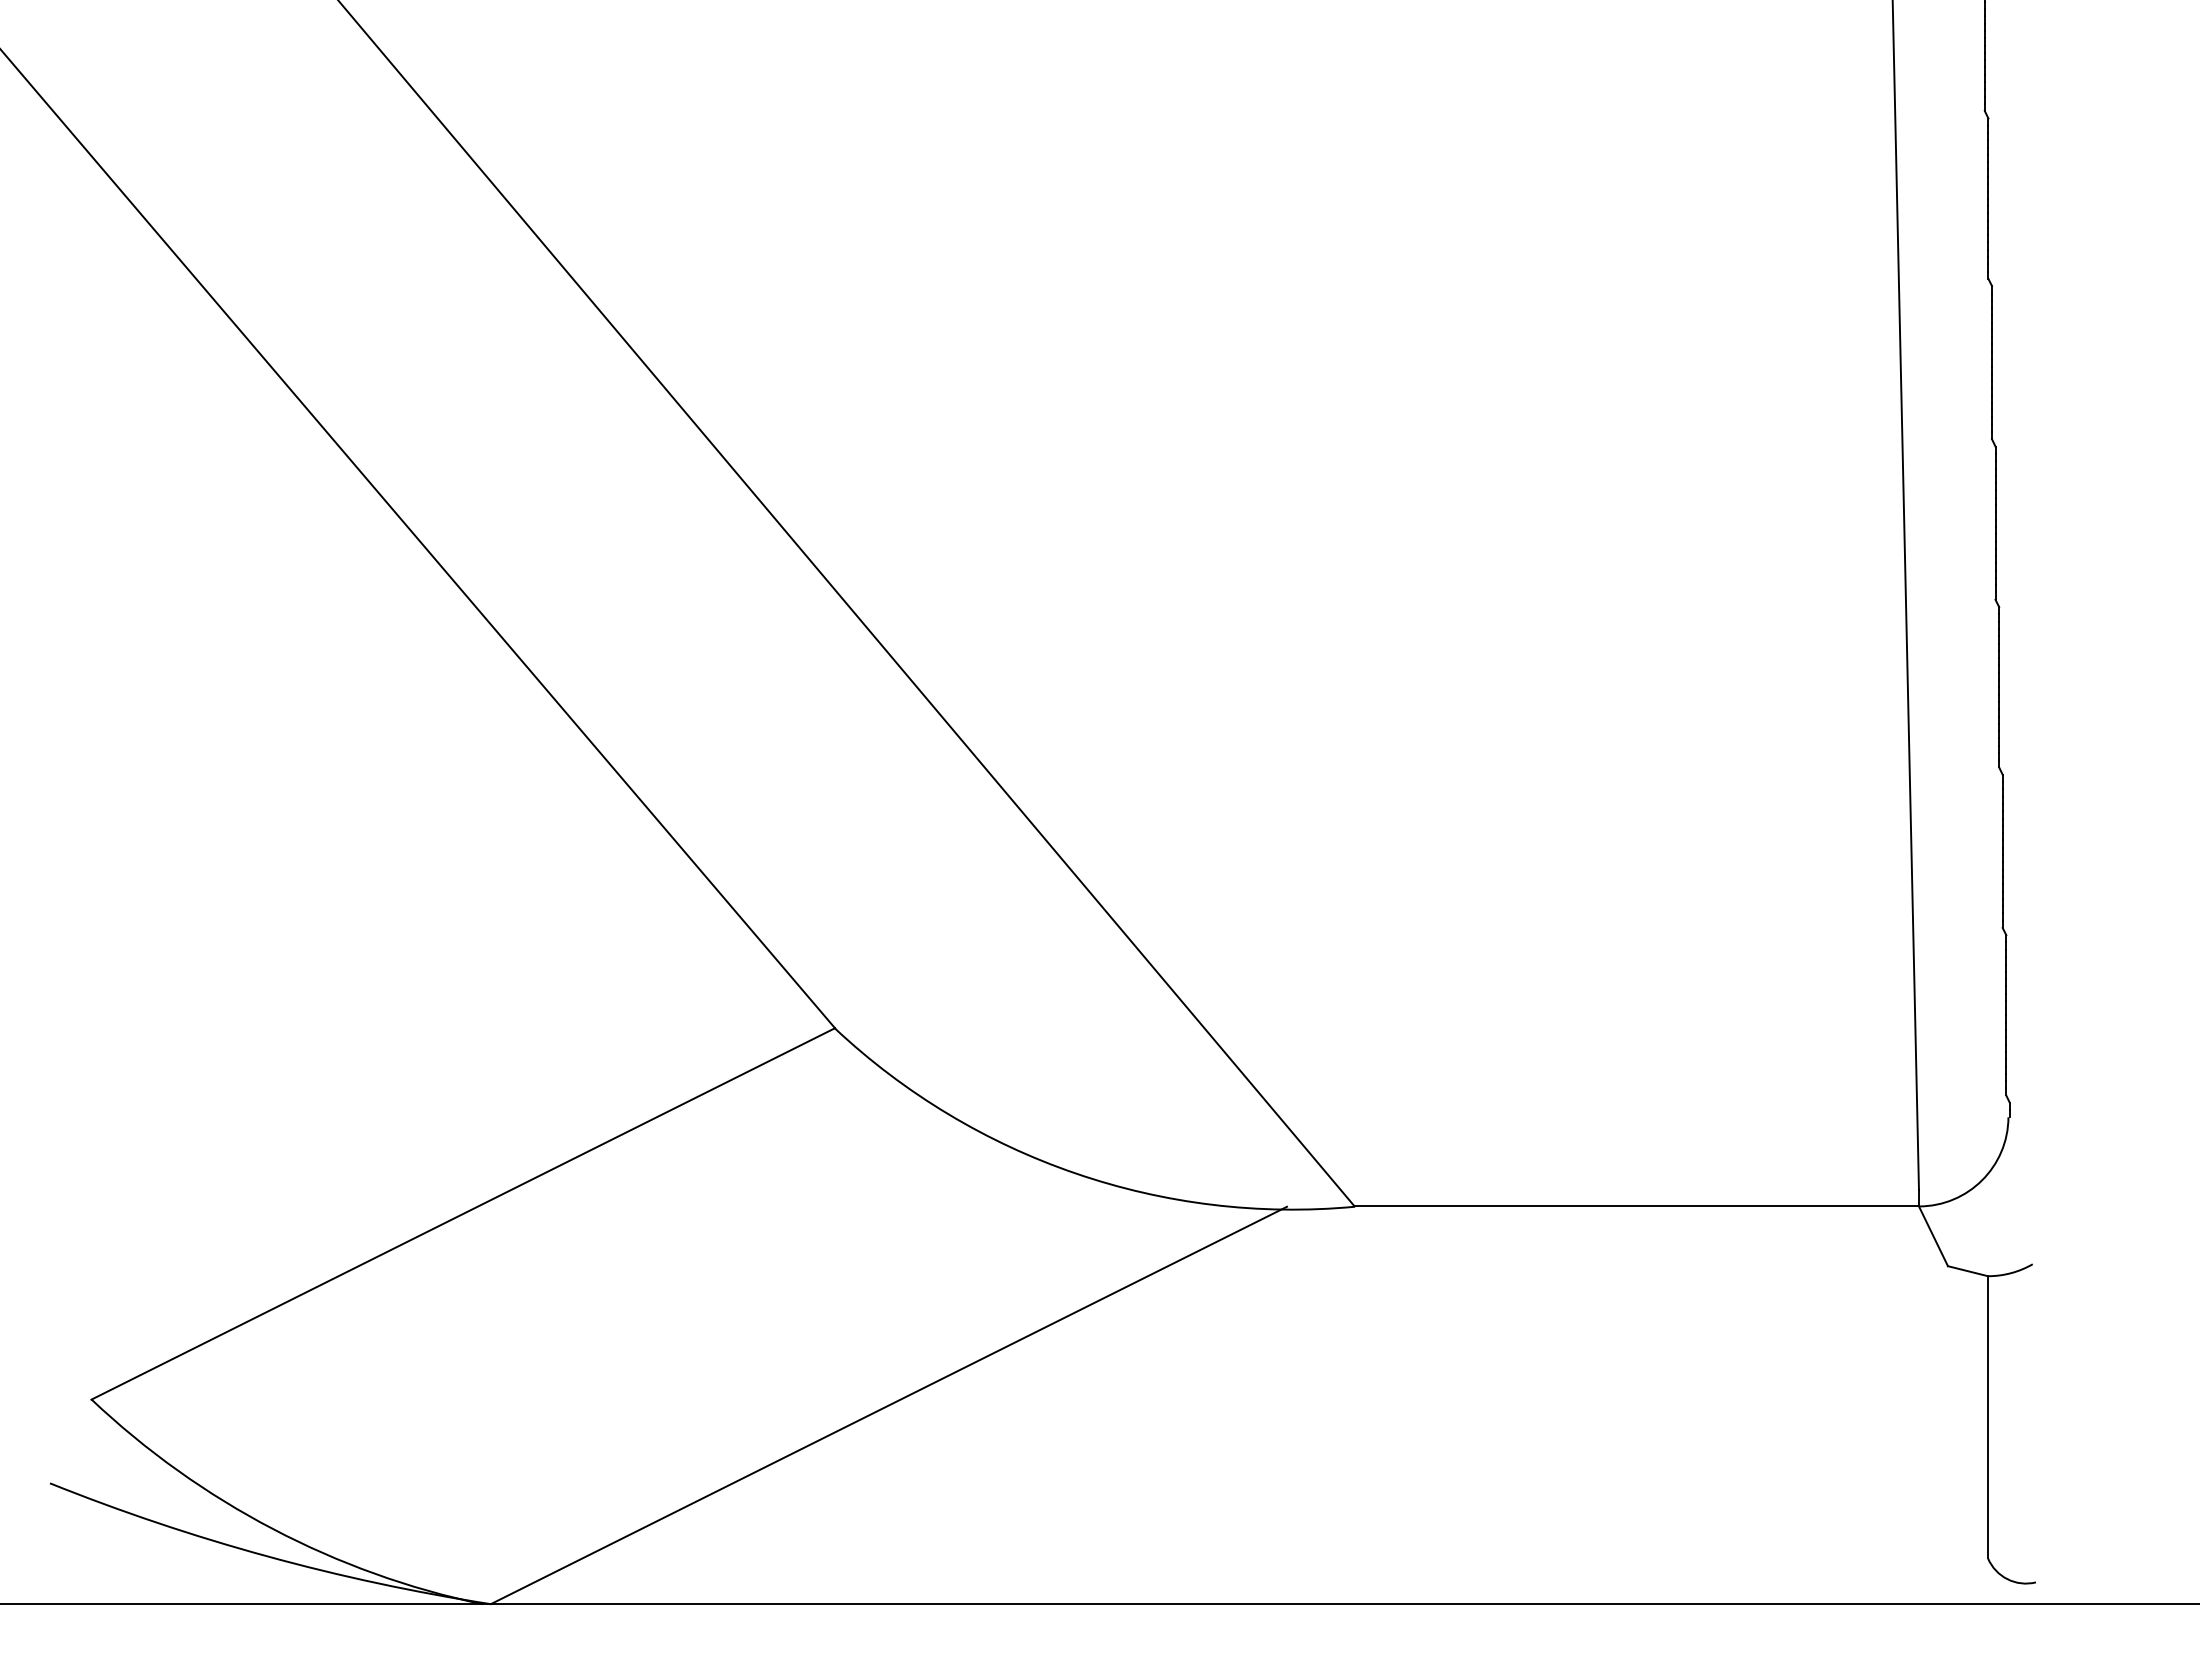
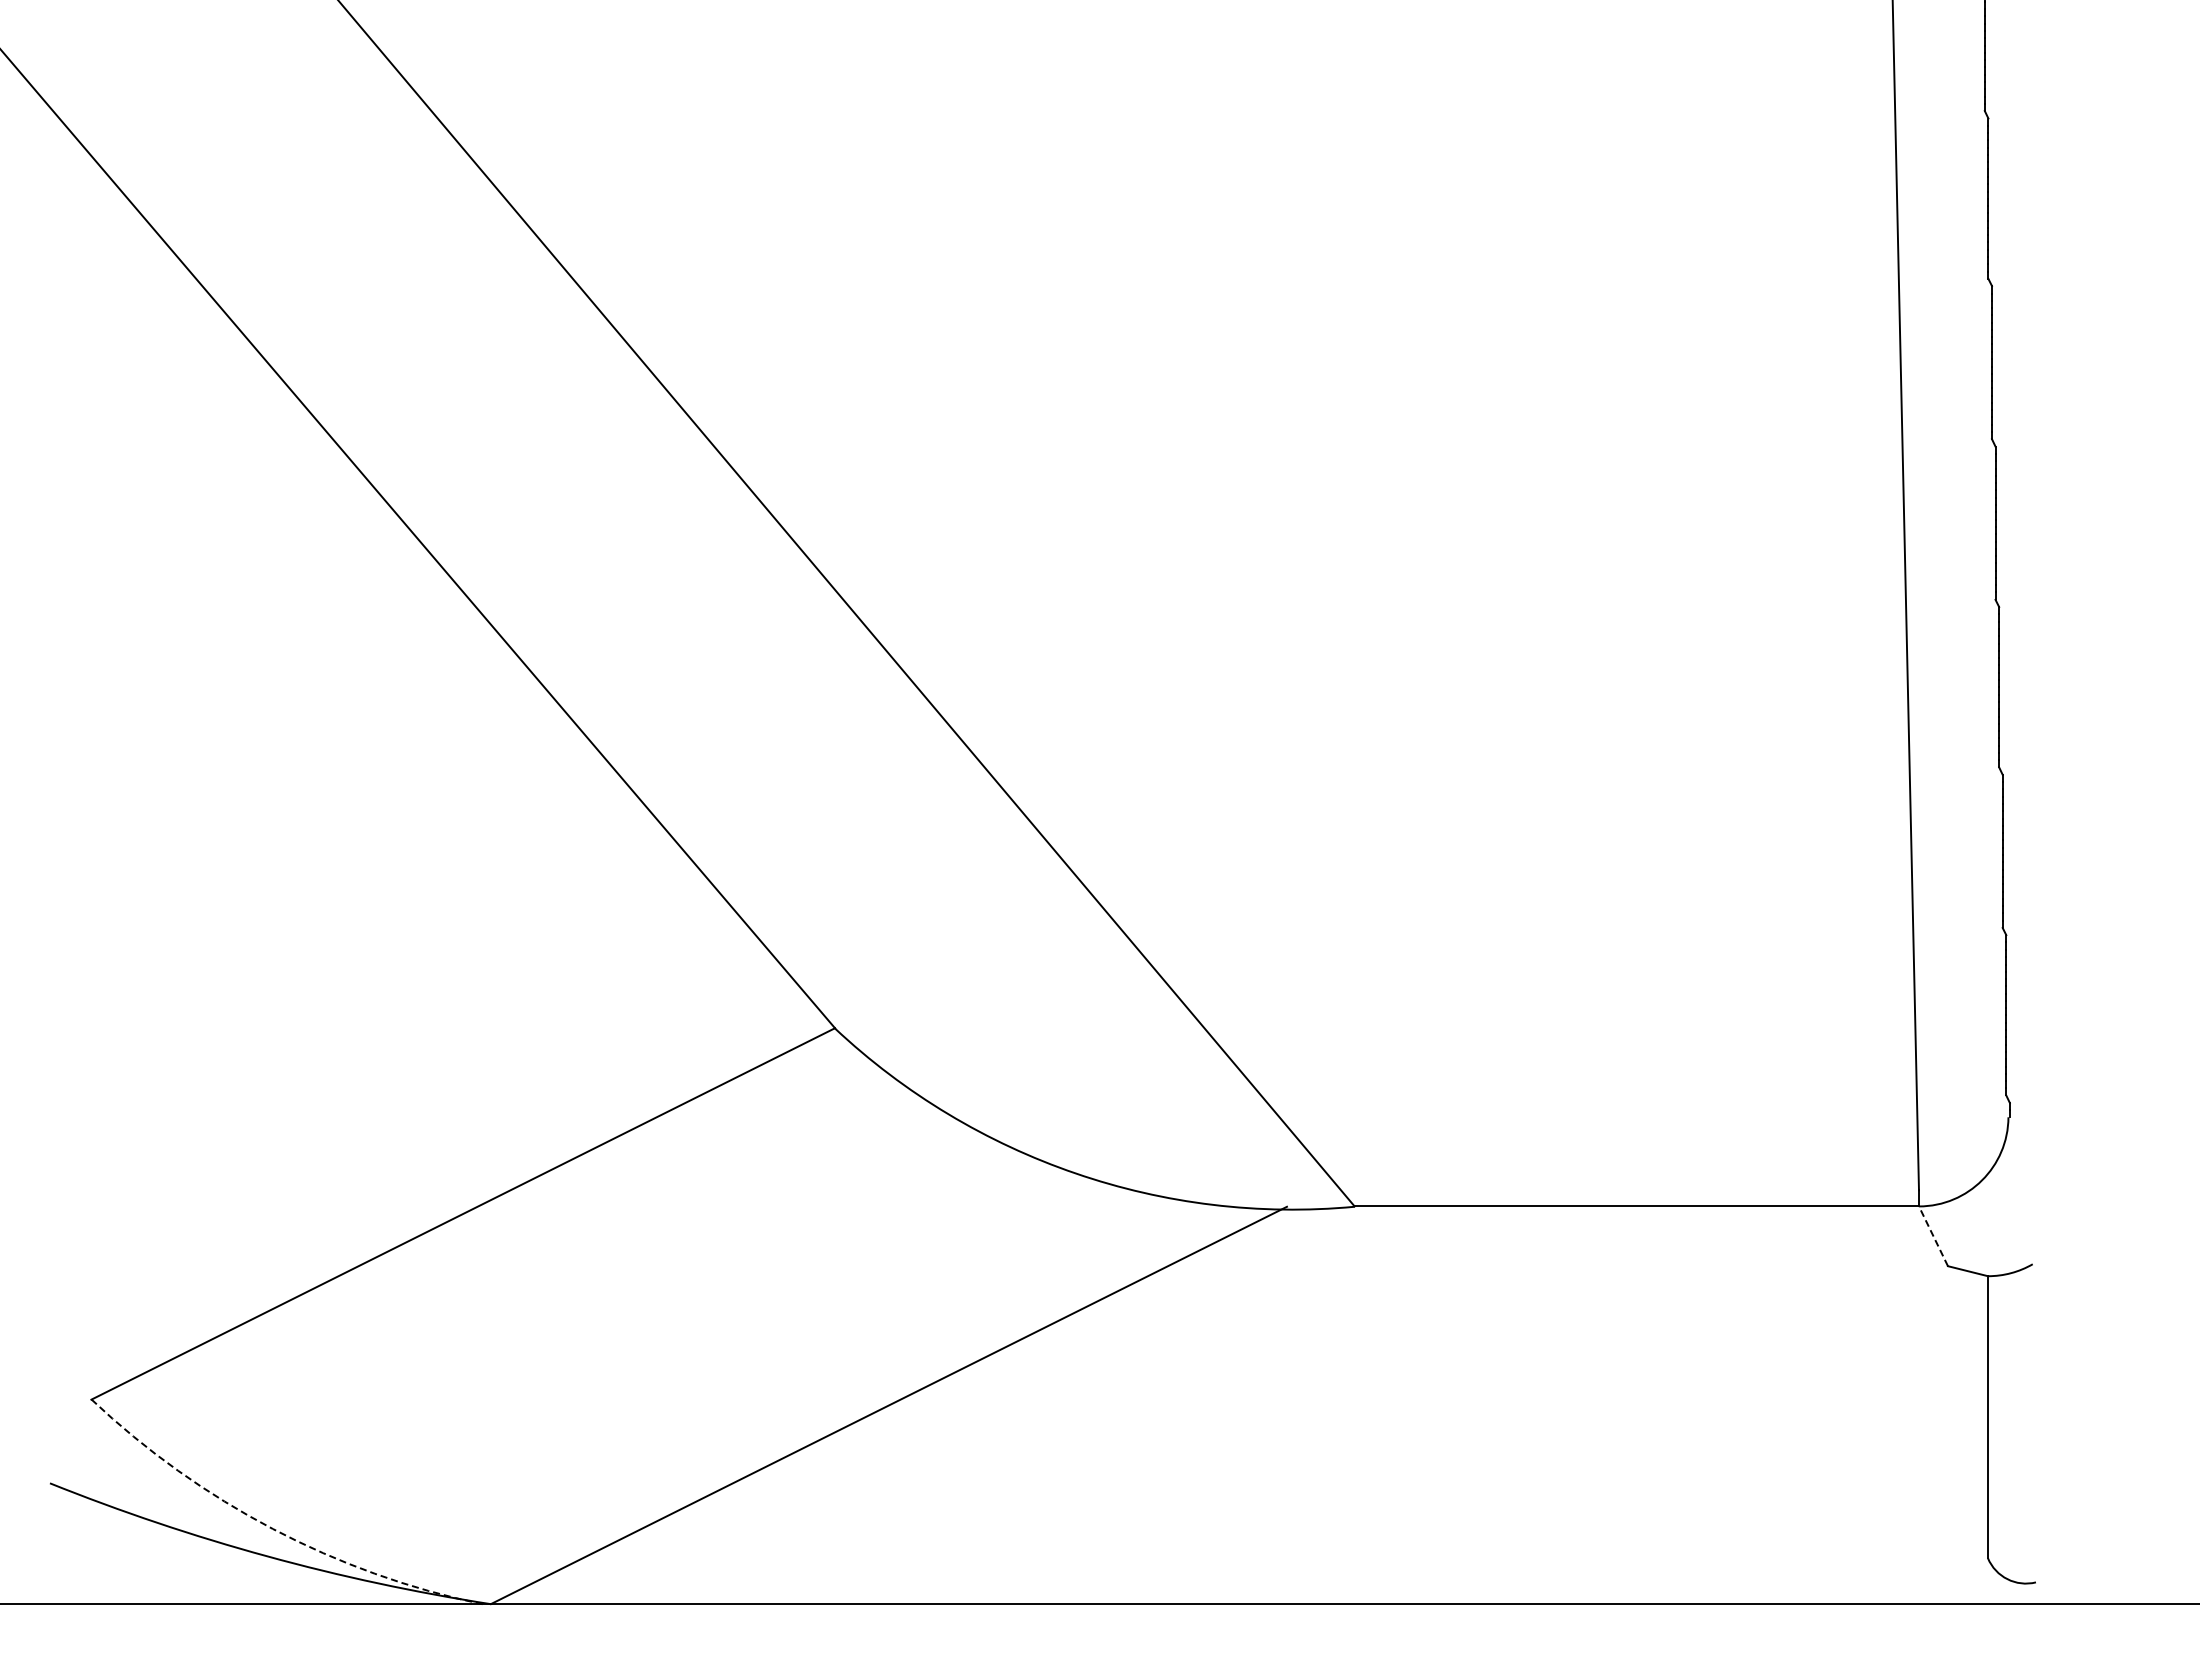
line: solid -> dashed (1933, 1235)
arc: solid -> dashed (272, 1529)
